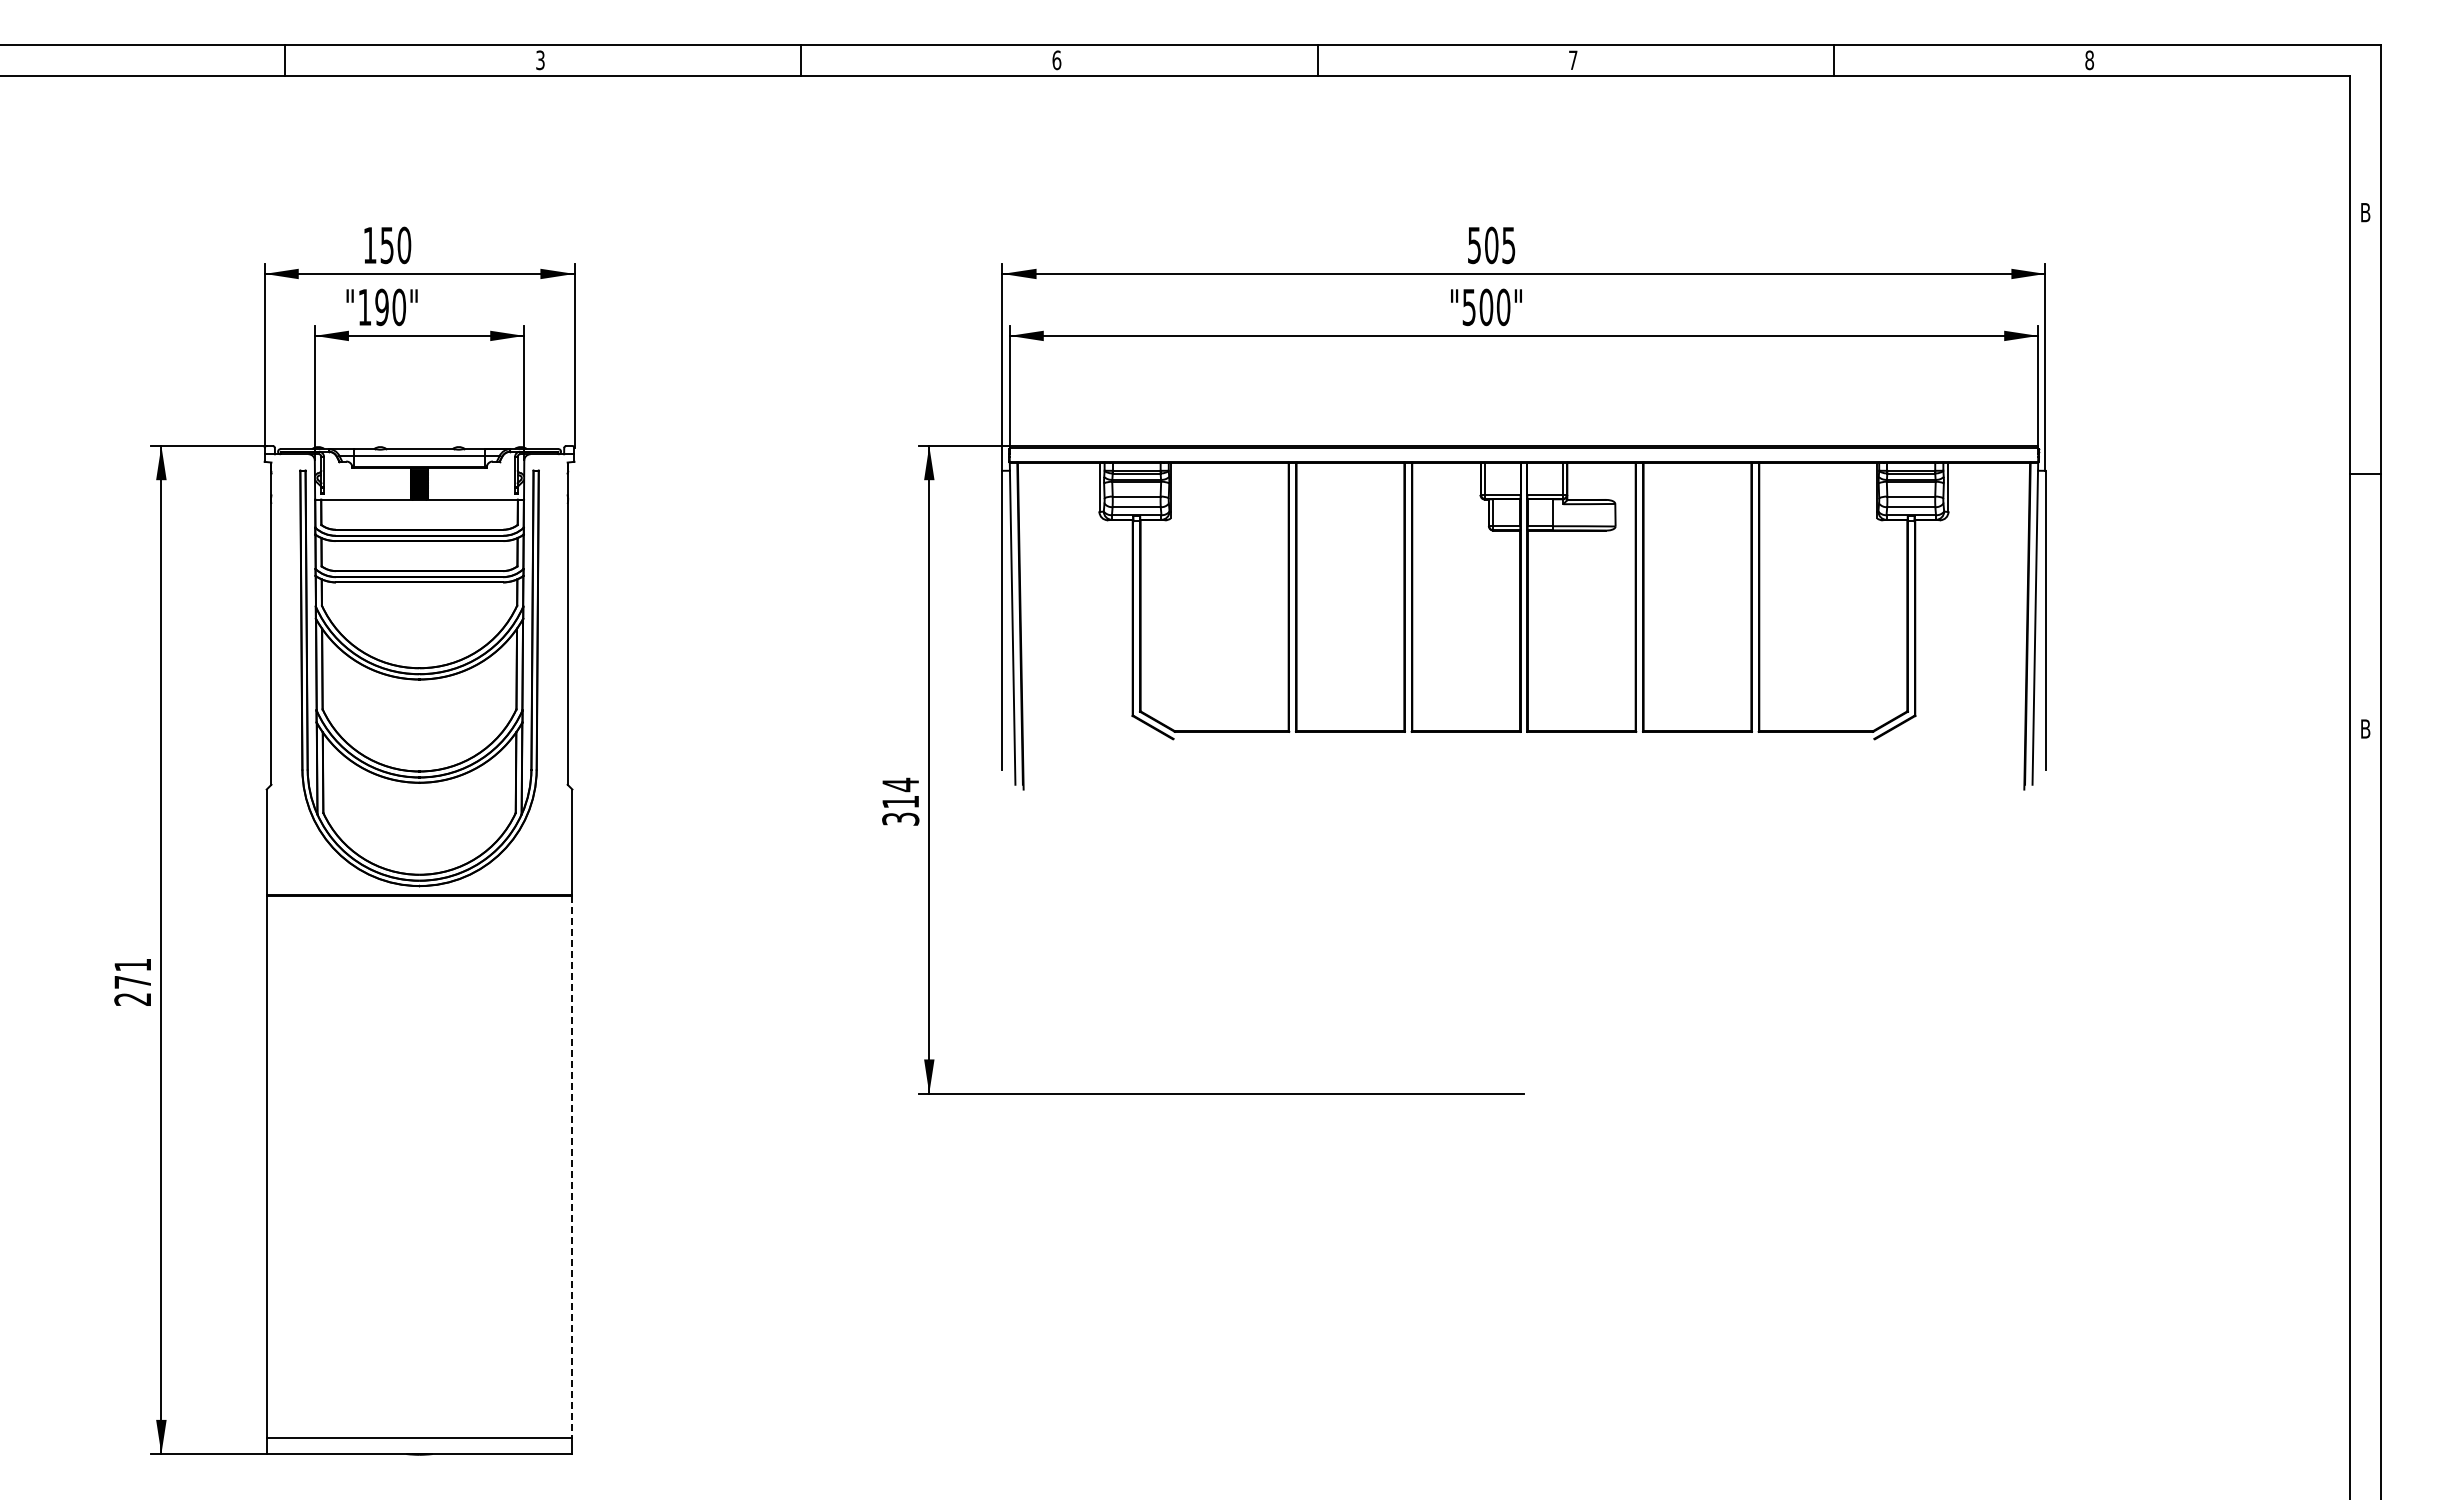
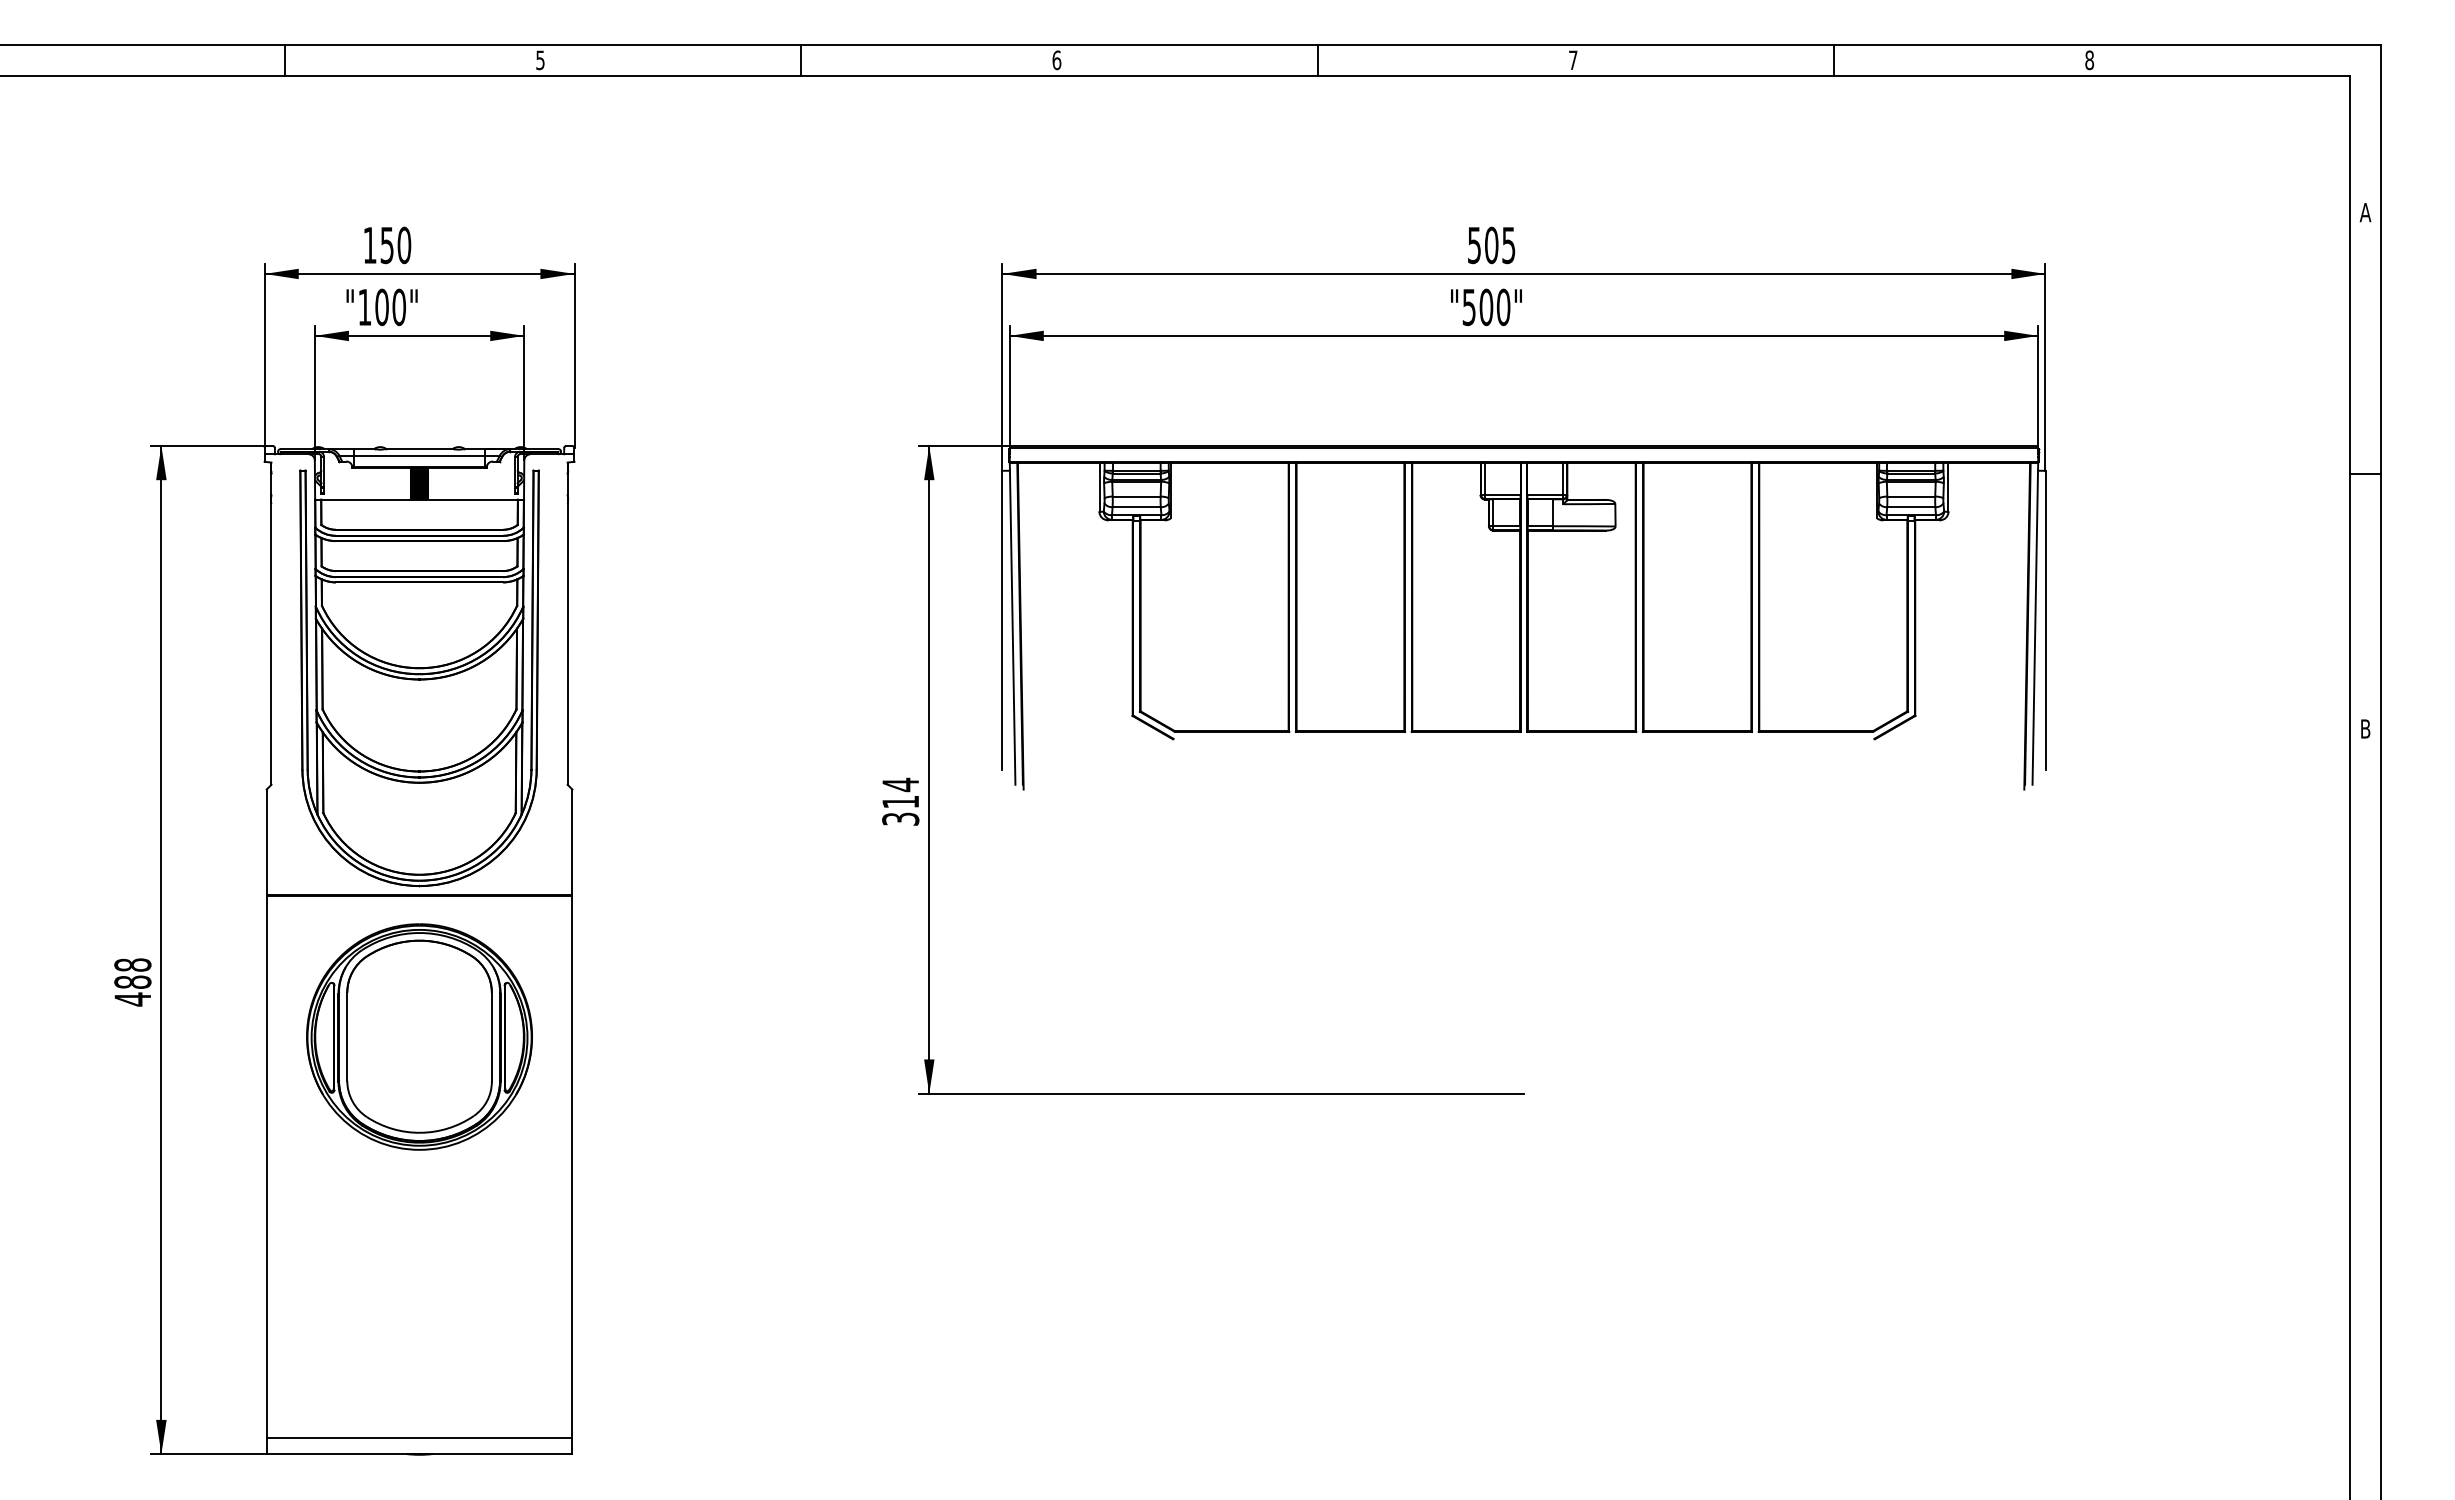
text: 3 -> 5 (540, 59)
text: B -> A (2365, 212)
text: "190" -> "100" (381, 307)
text: 271 -> 488 (132, 982)
part: none -> present (419, 1036)
line: dashed -> solid (572, 1167)
